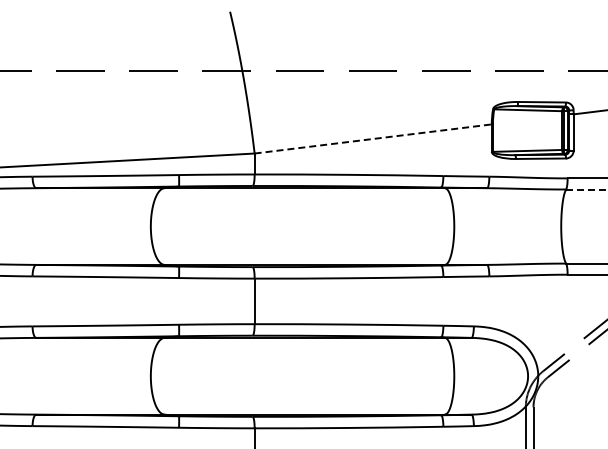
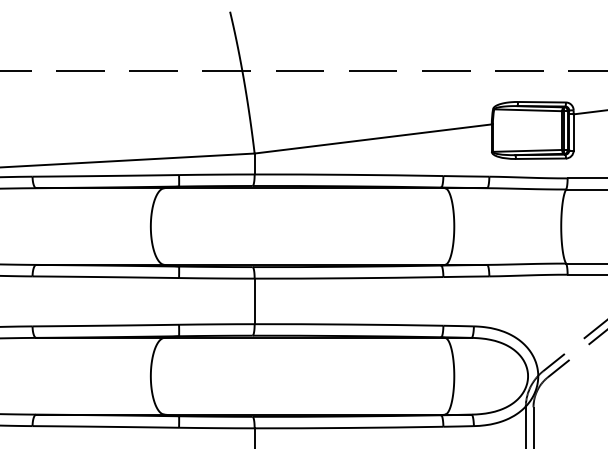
line: dashed -> solid (373, 138)
line: dashed -> solid (587, 189)
